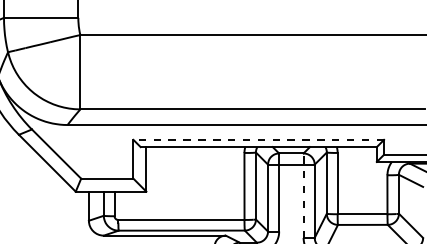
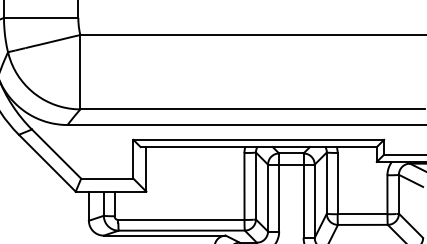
line: dashed -> solid (258, 139)
line: dashed -> solid (303, 195)
